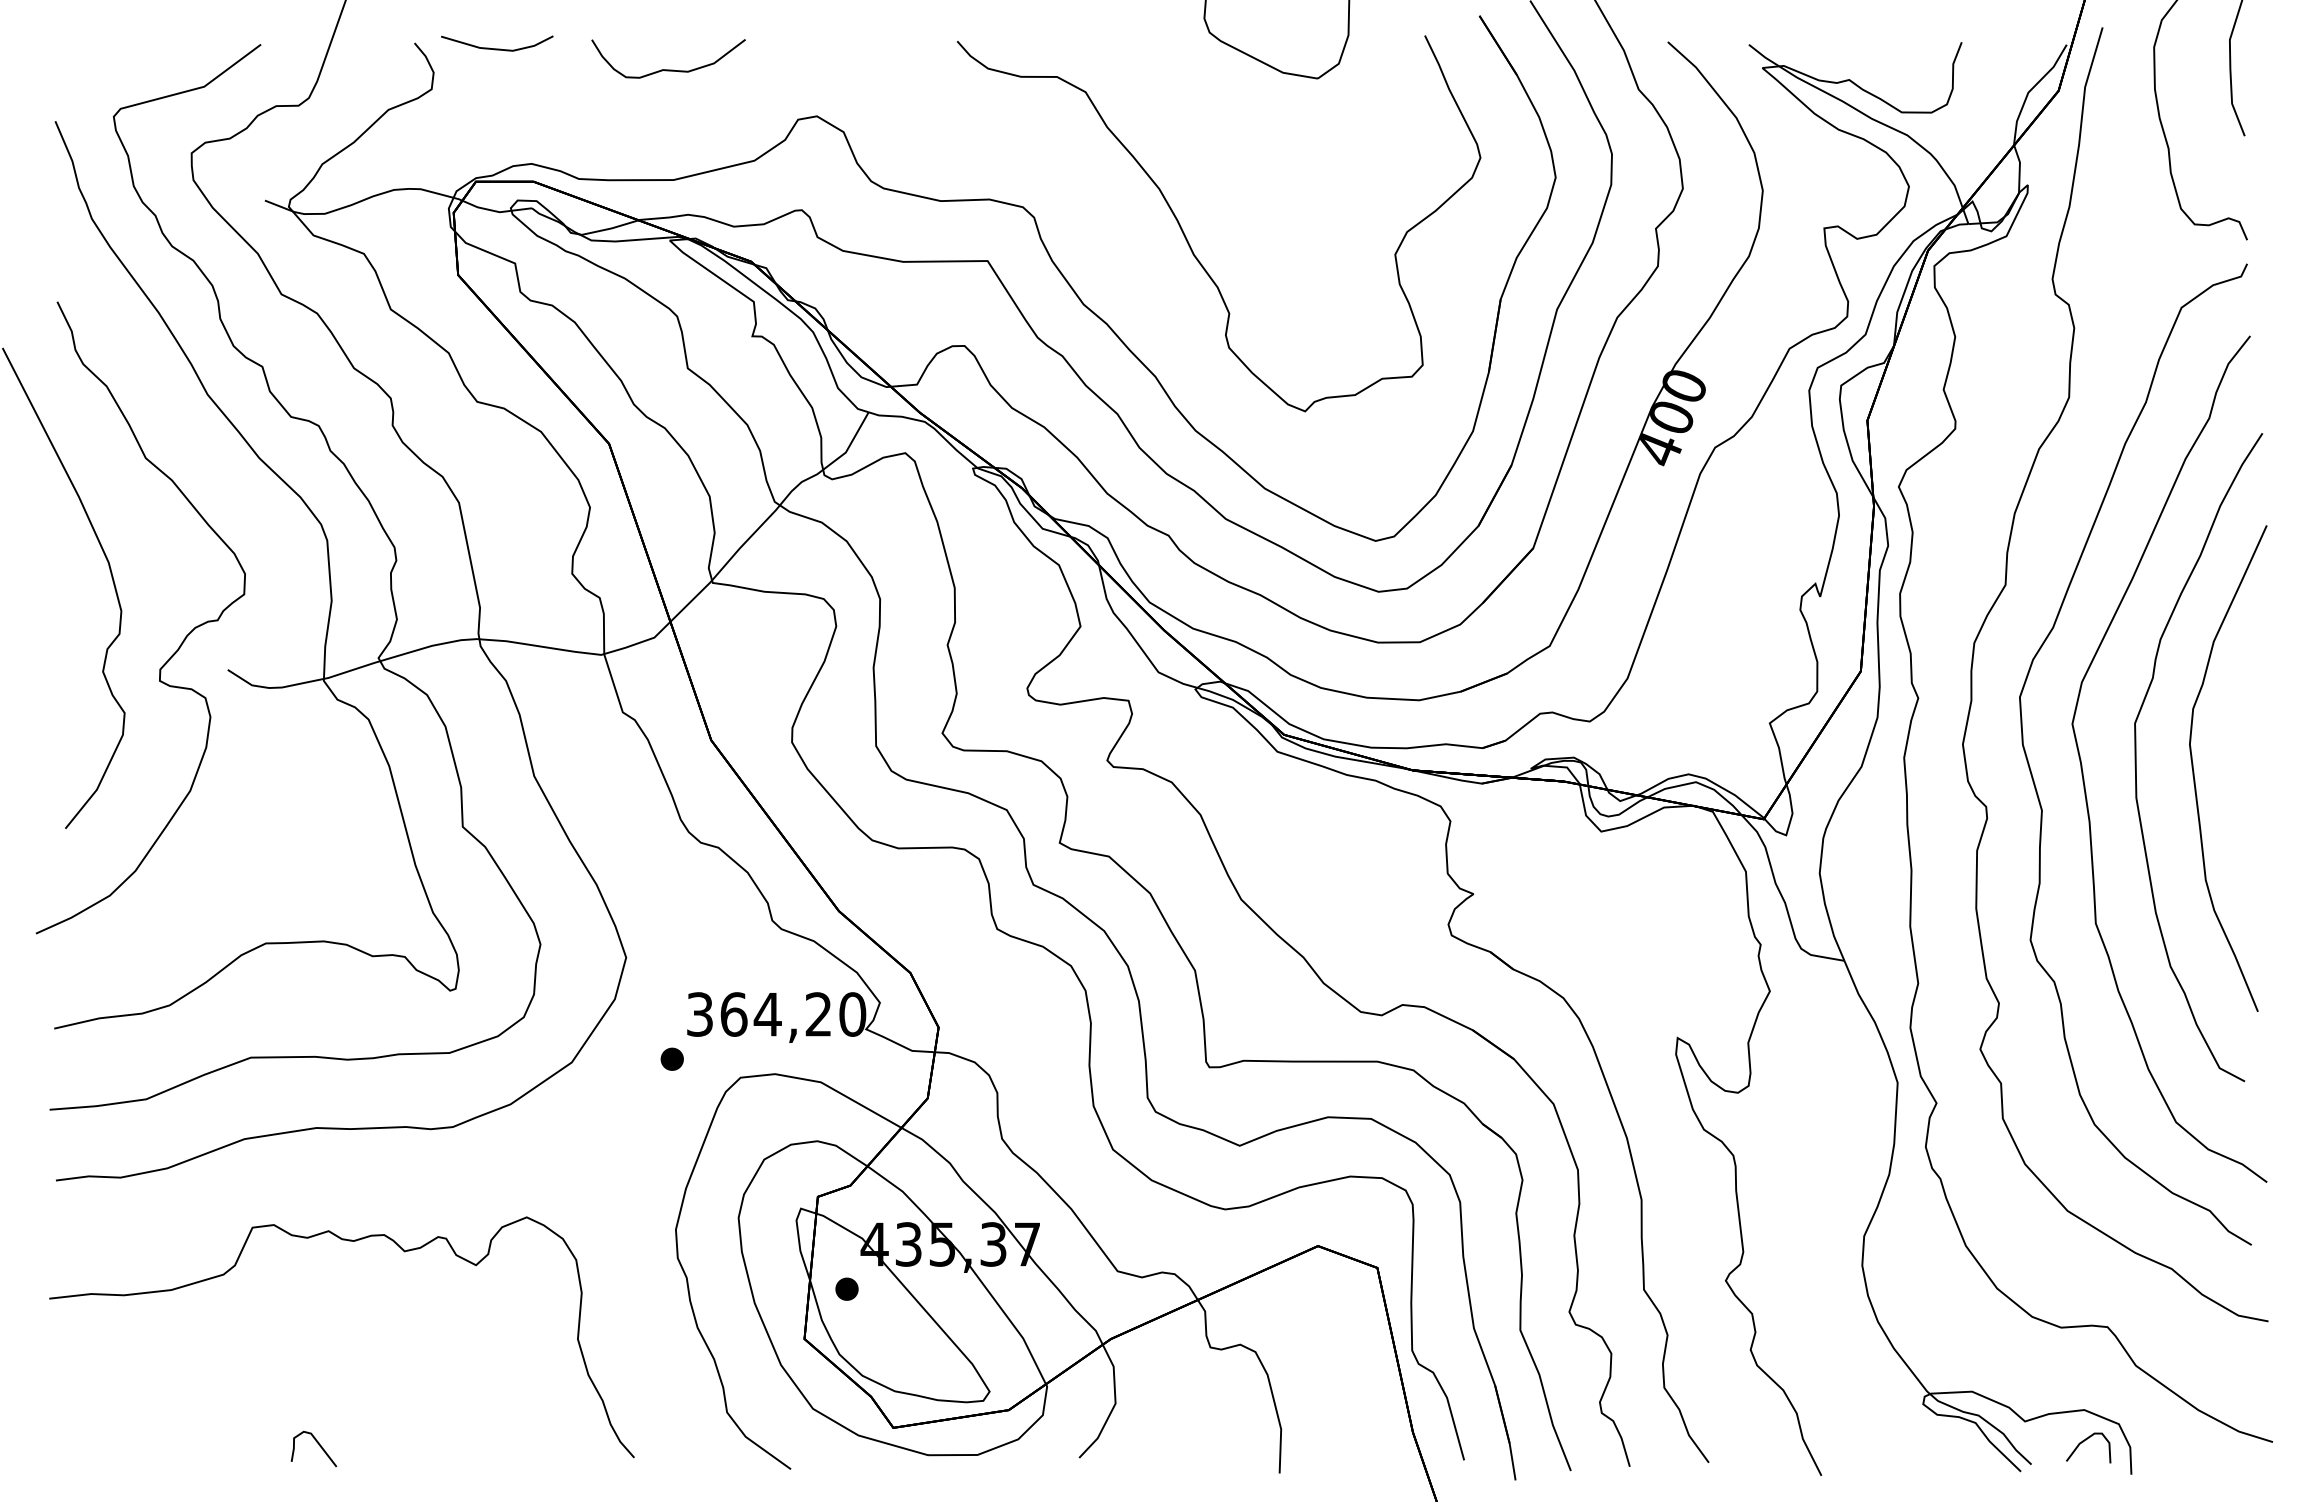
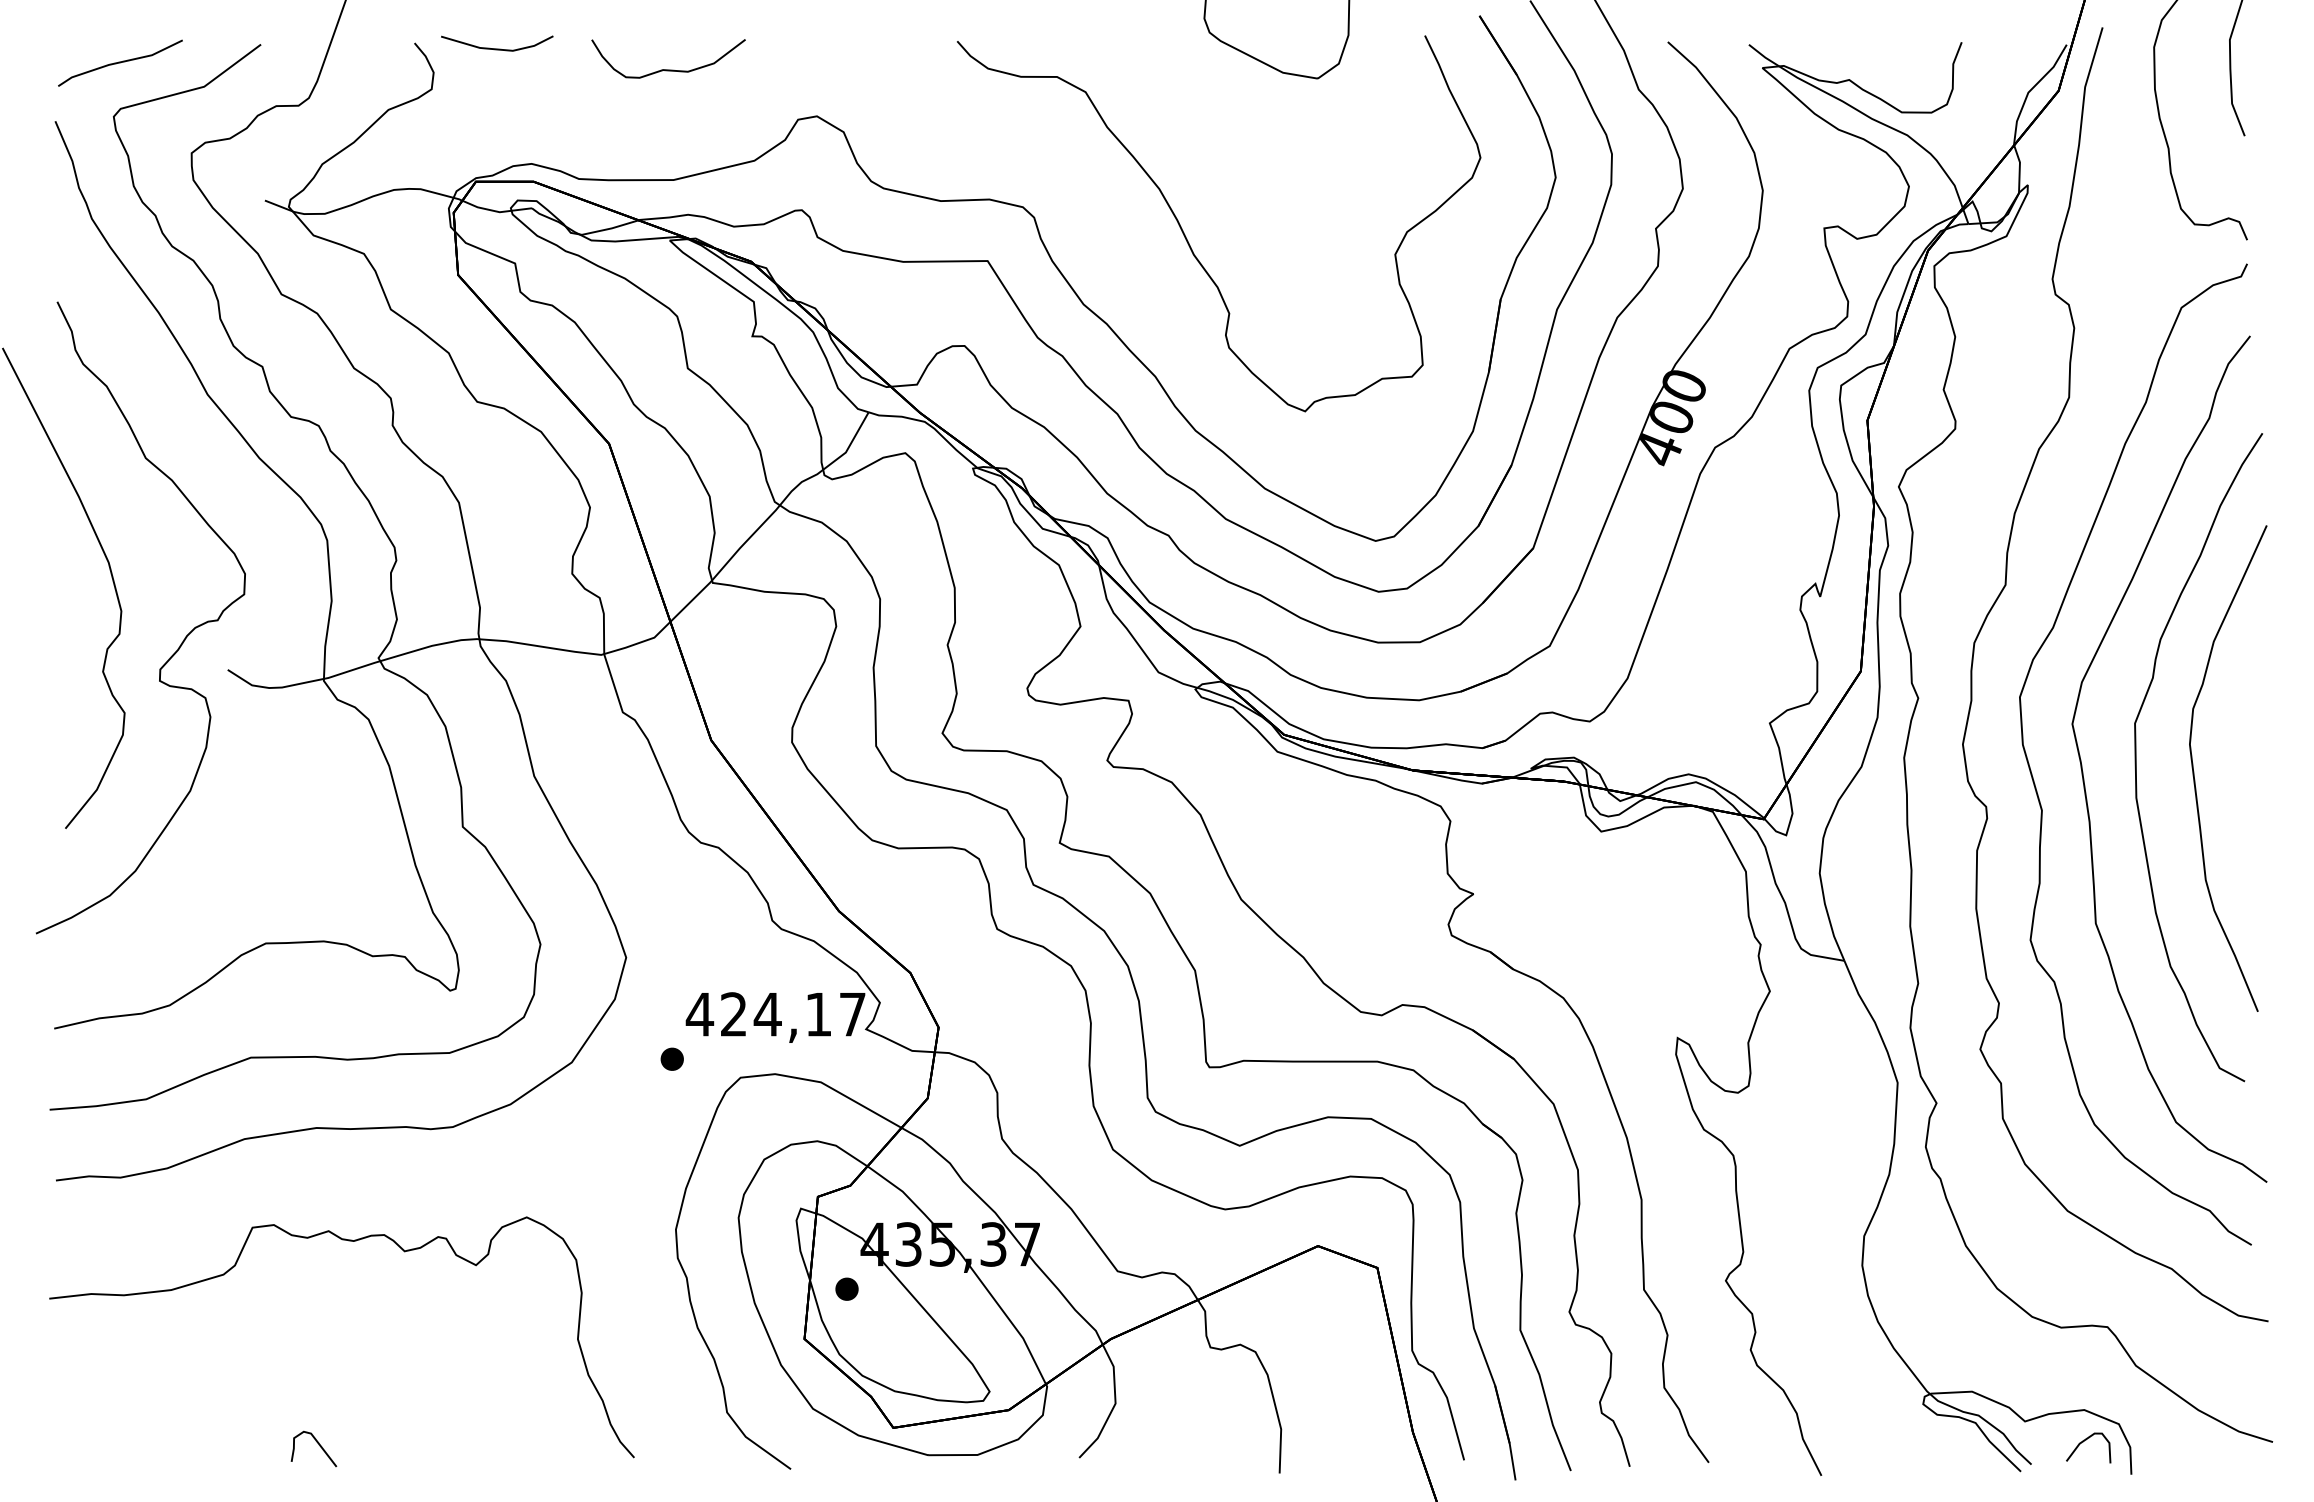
line: none -> present (120, 62)
text: 364,20 -> 424,17 (775, 1014)
